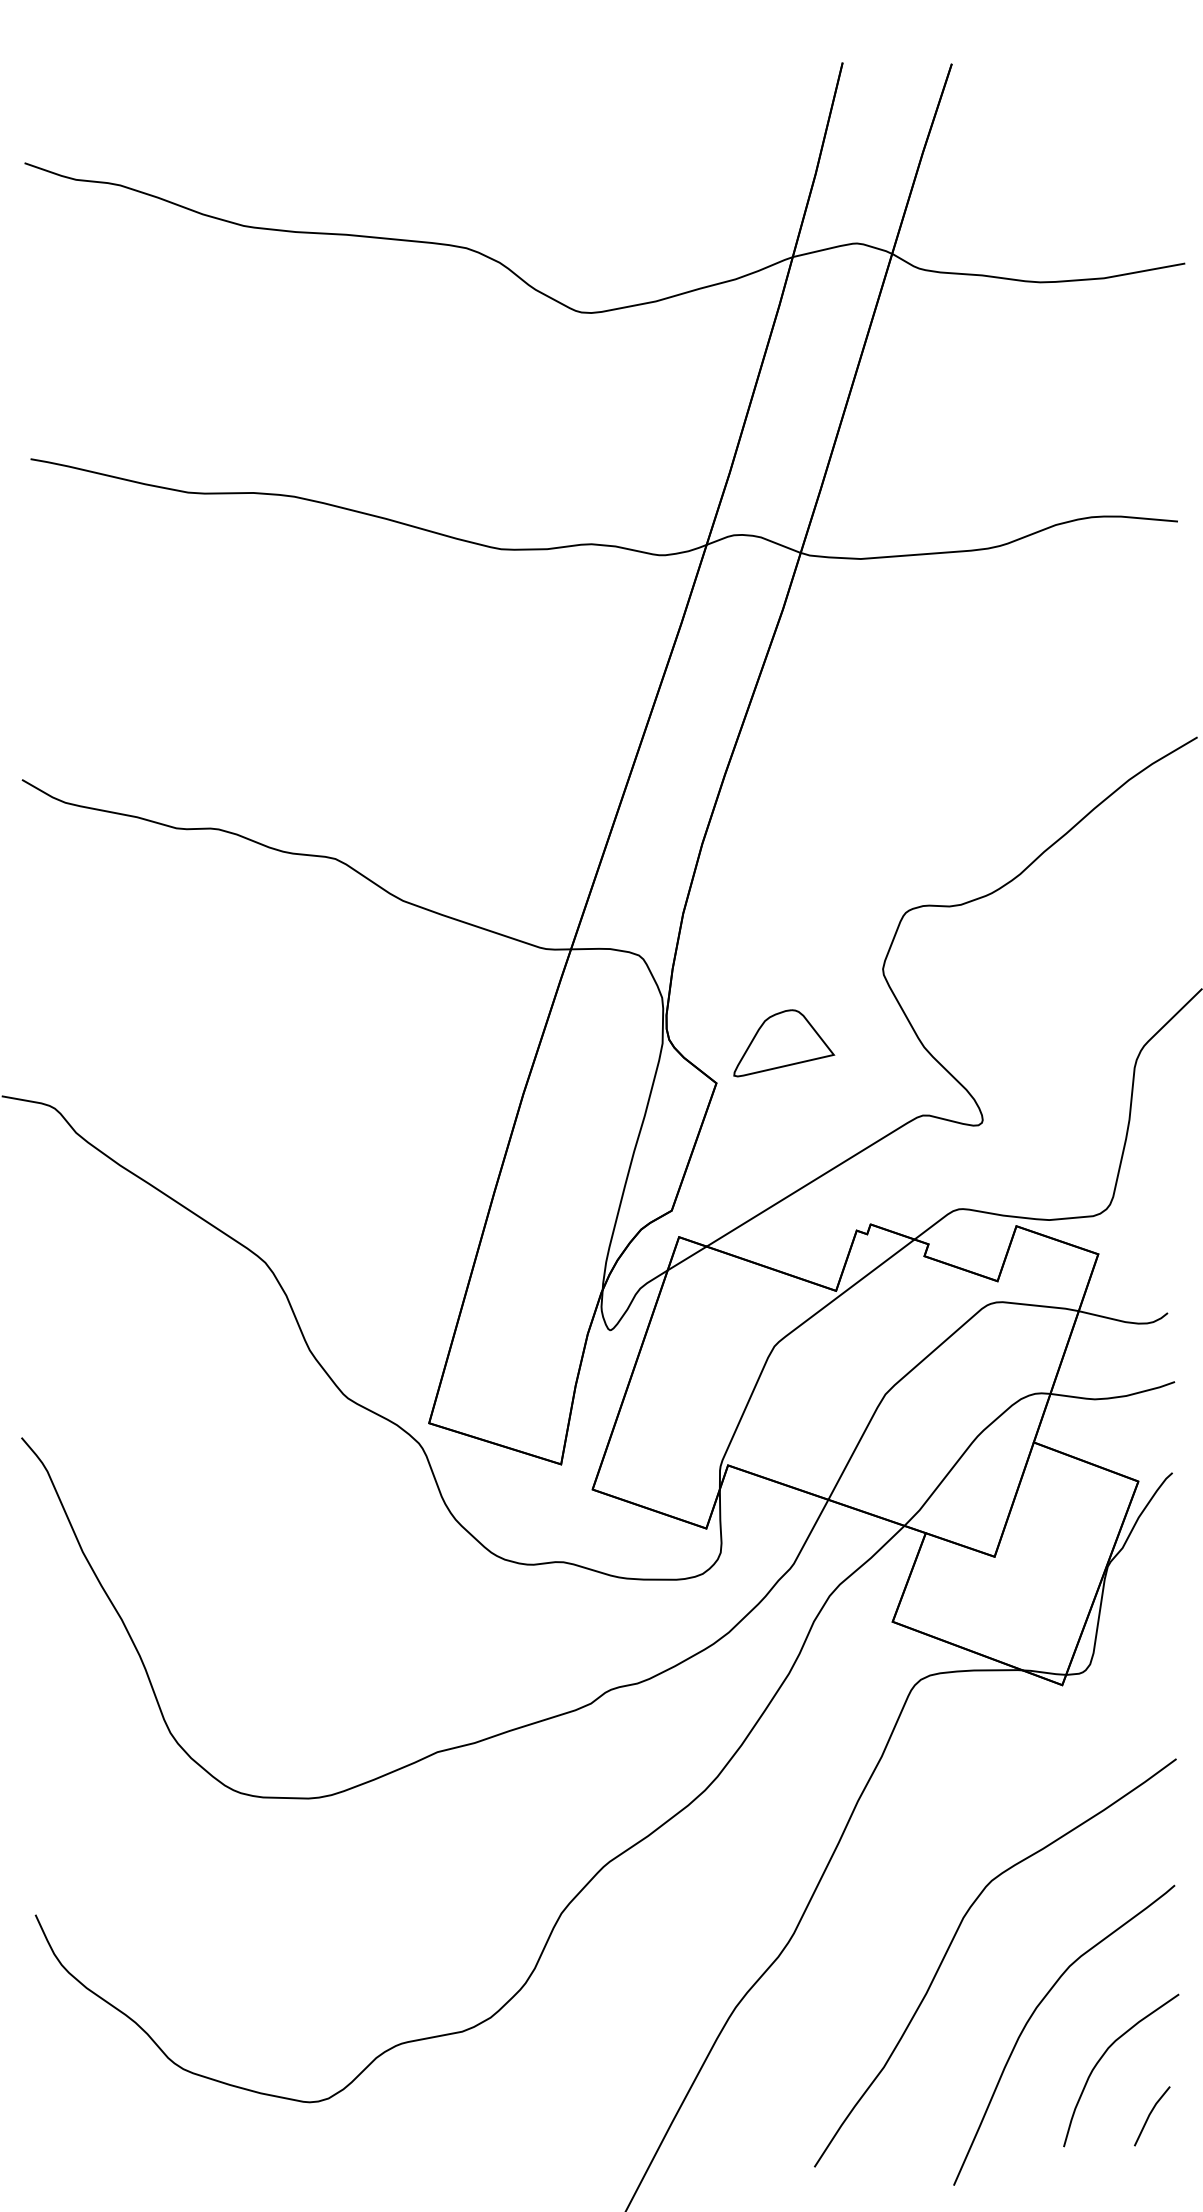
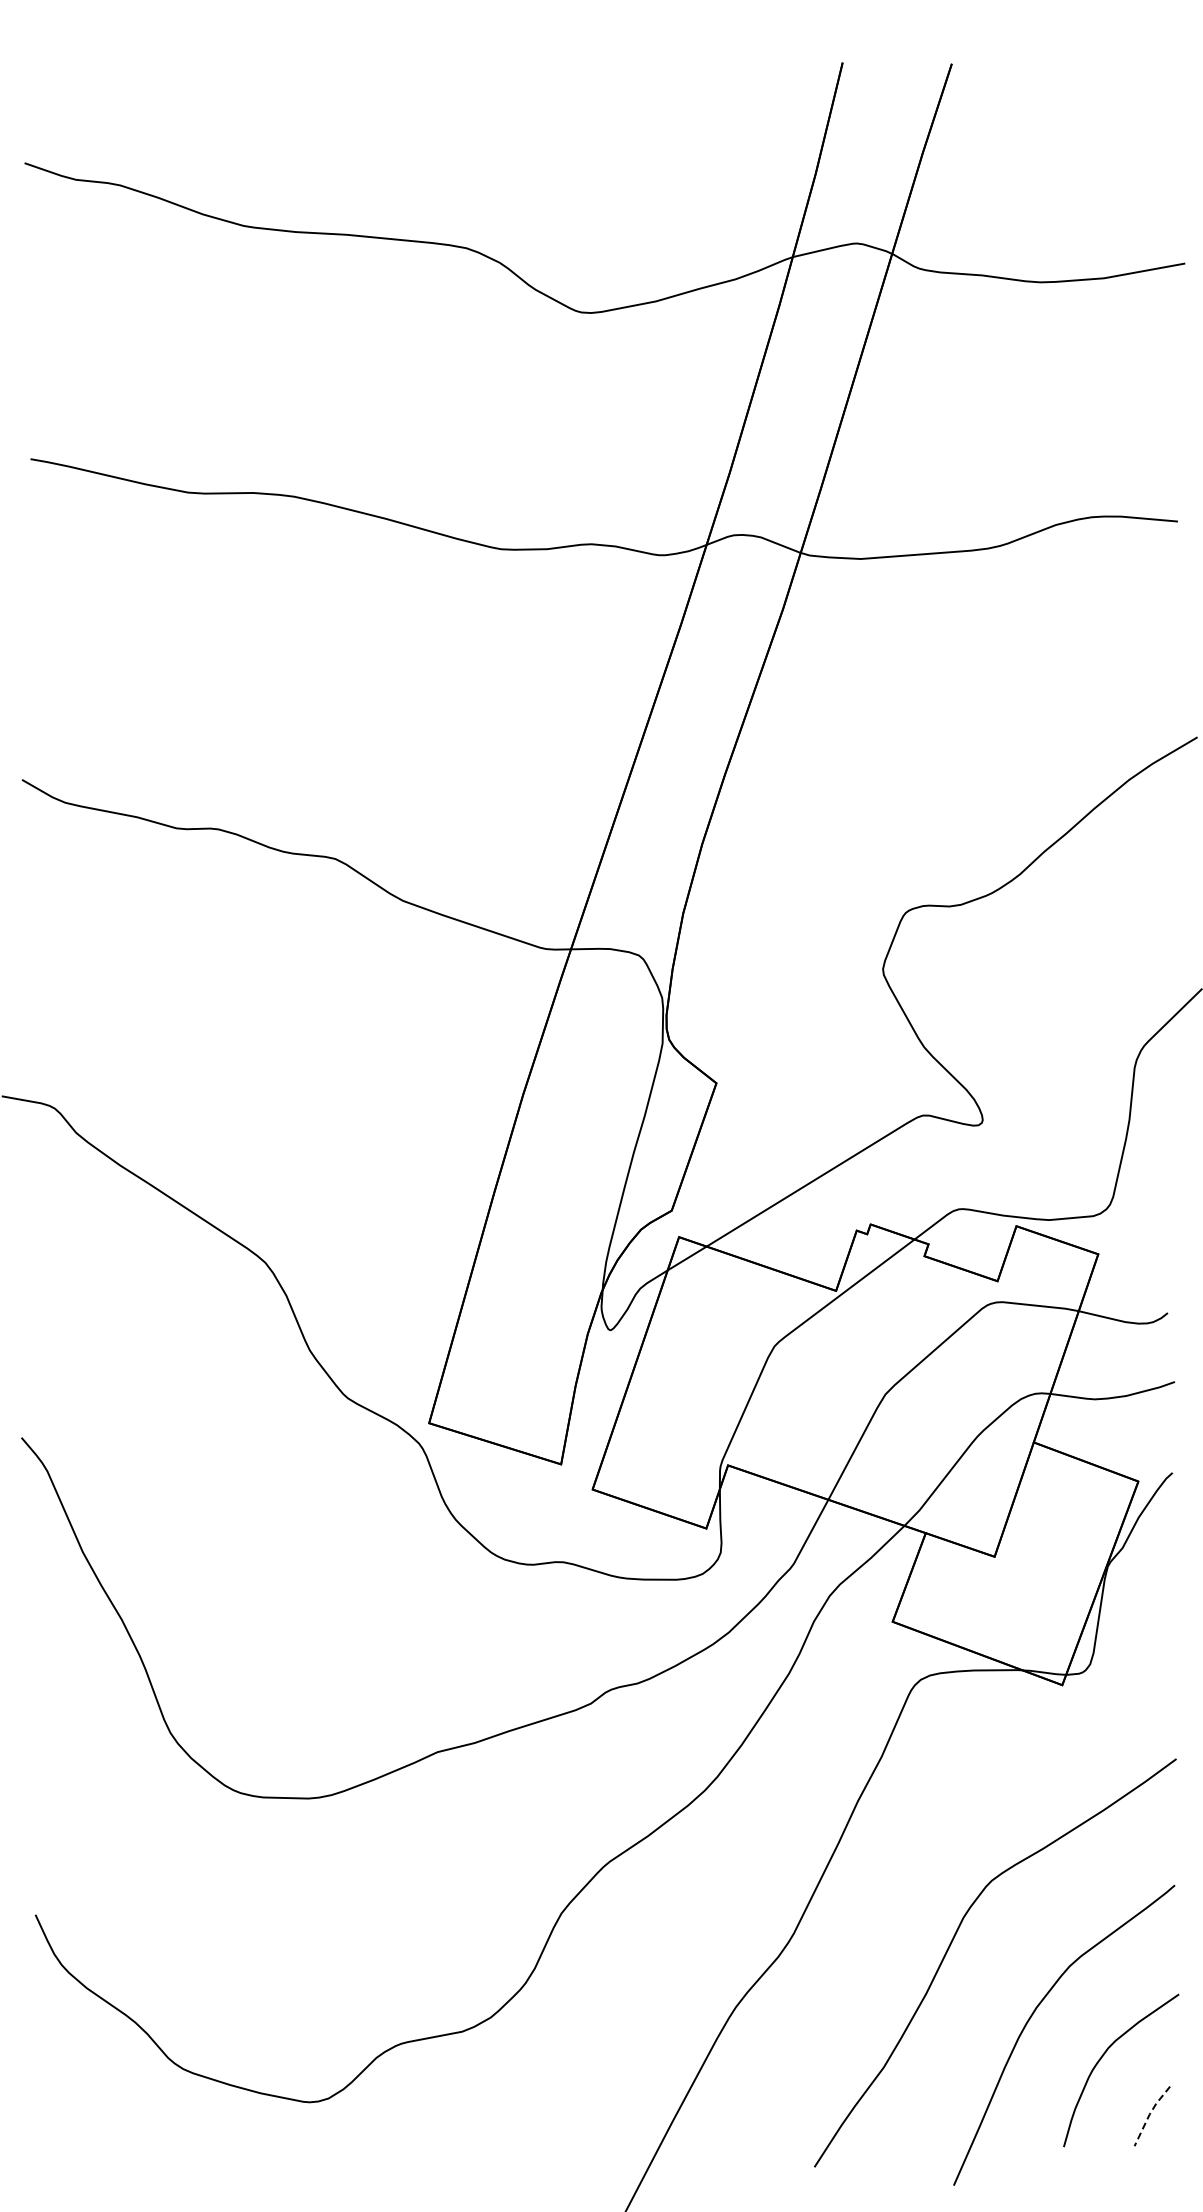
part: present -> none (784, 1043)
line: solid -> dashed (1149, 2114)
